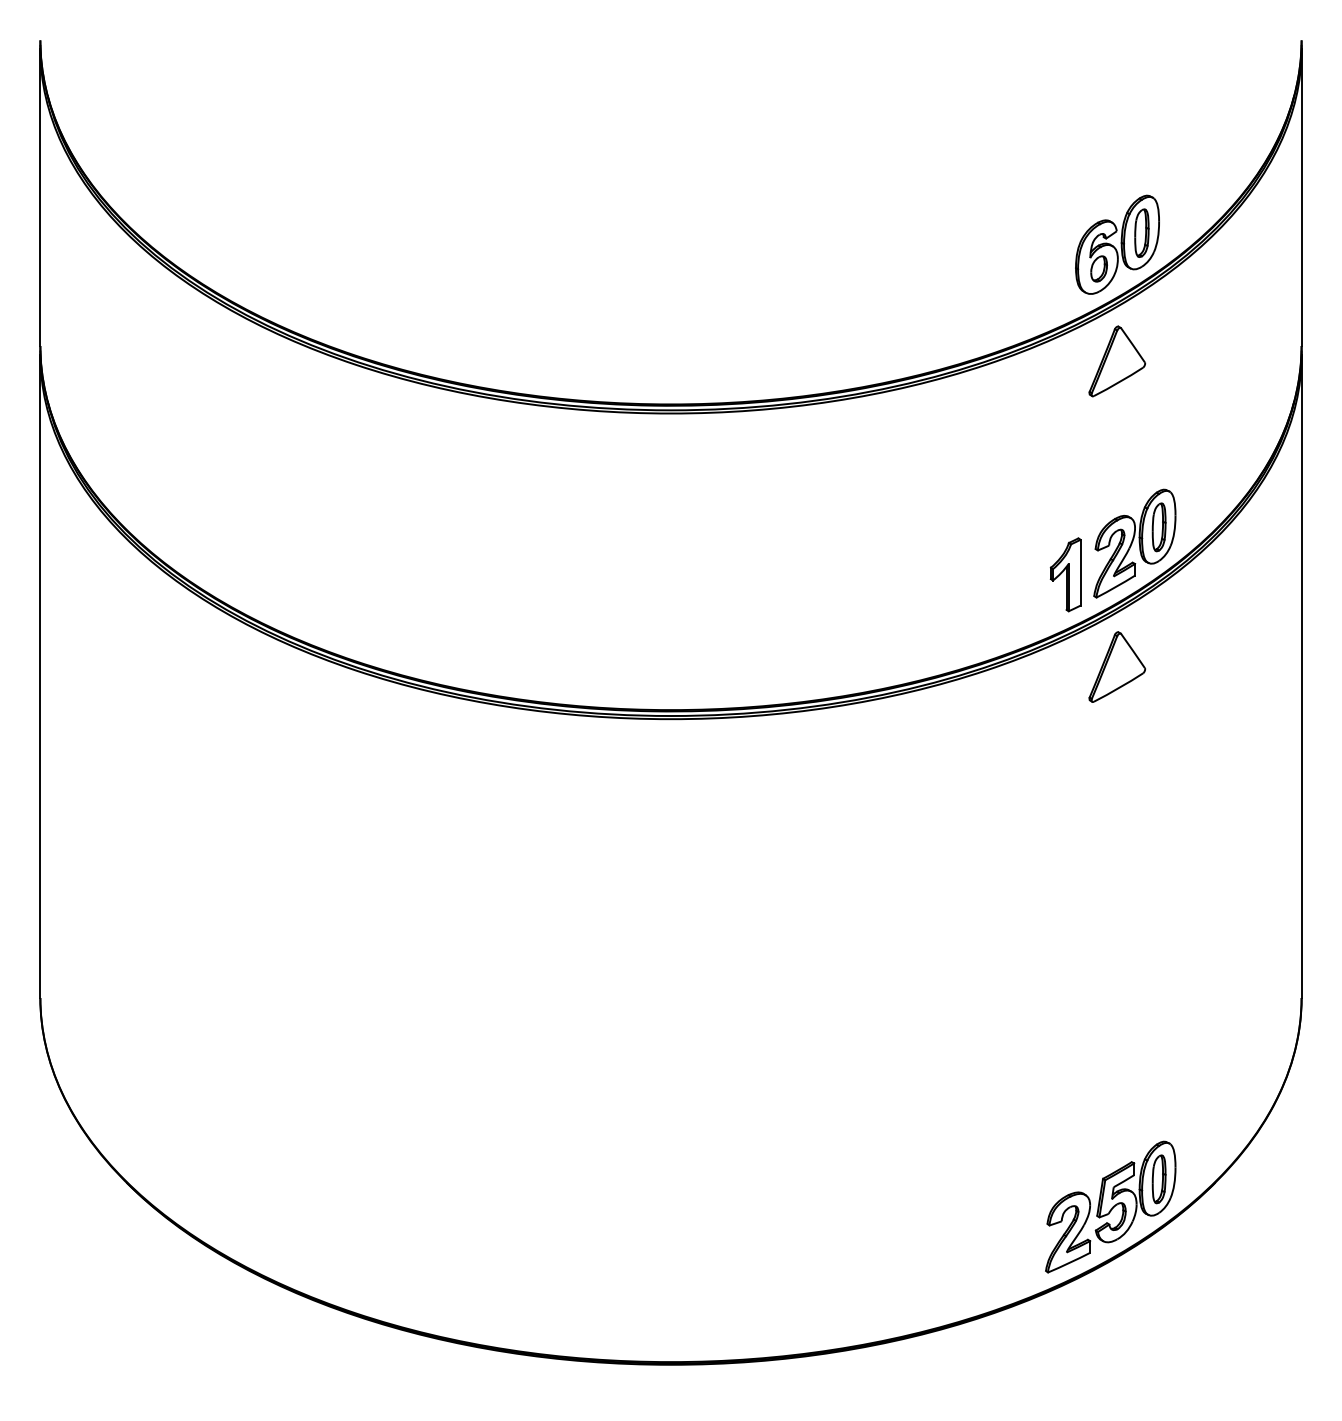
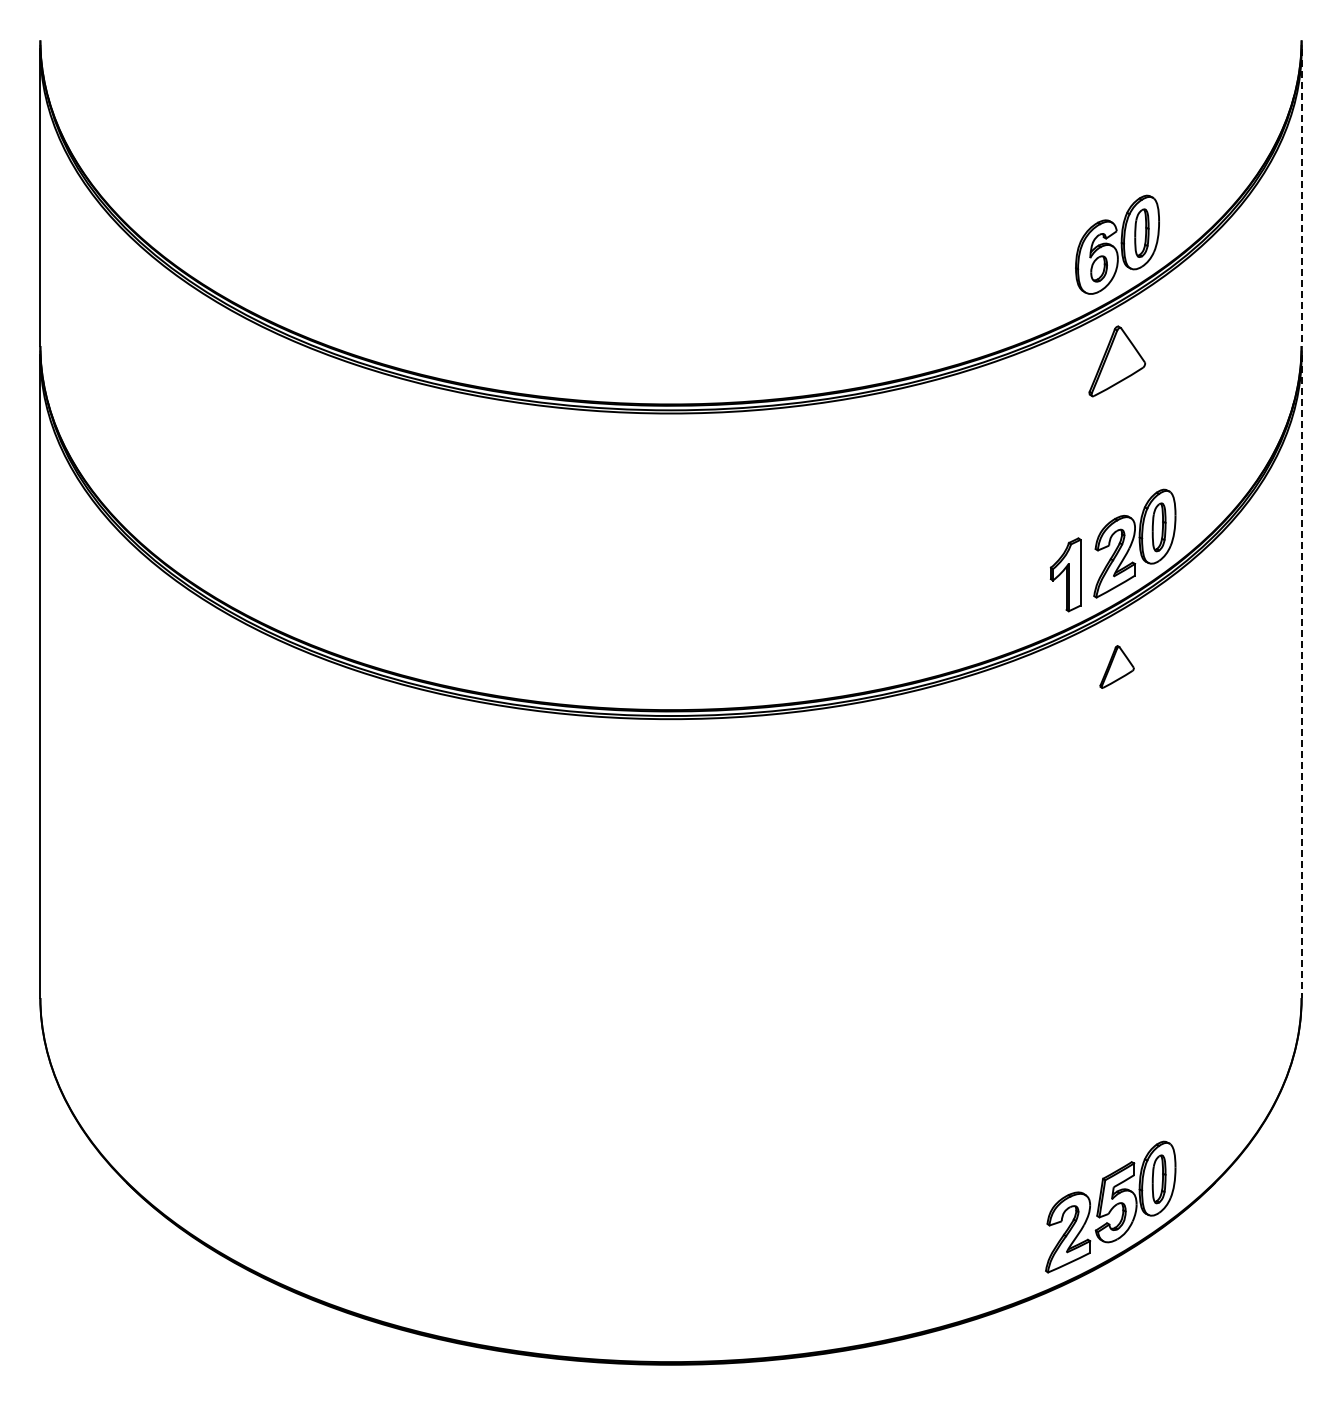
line: solid -> dashed (1301, 198)
part size: 58x72 px -> 36x44 px (1116, 666)
line: solid -> dashed (1301, 677)
